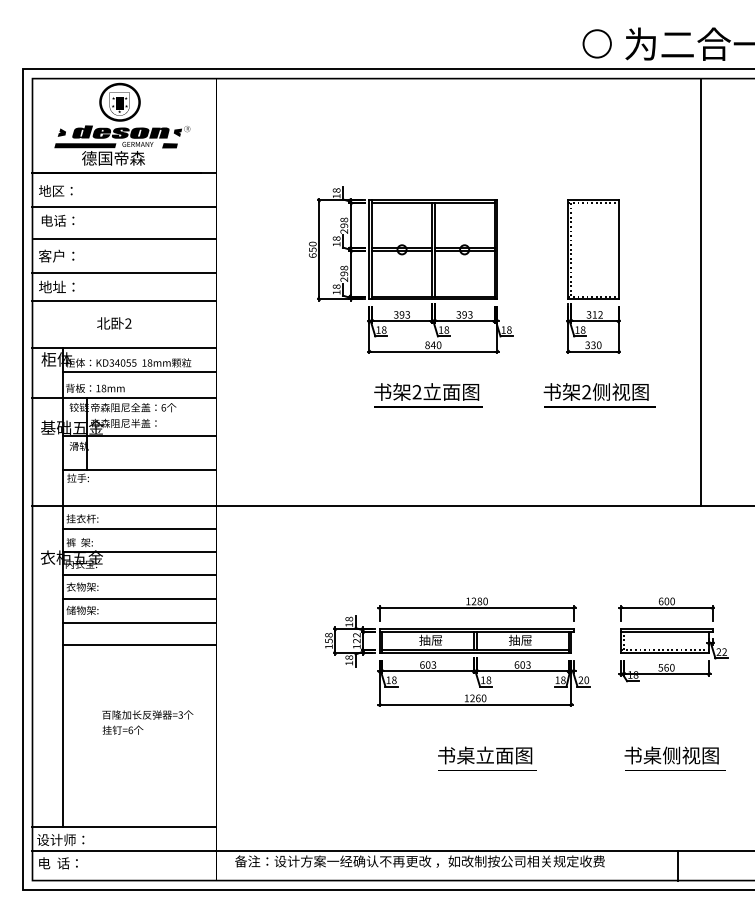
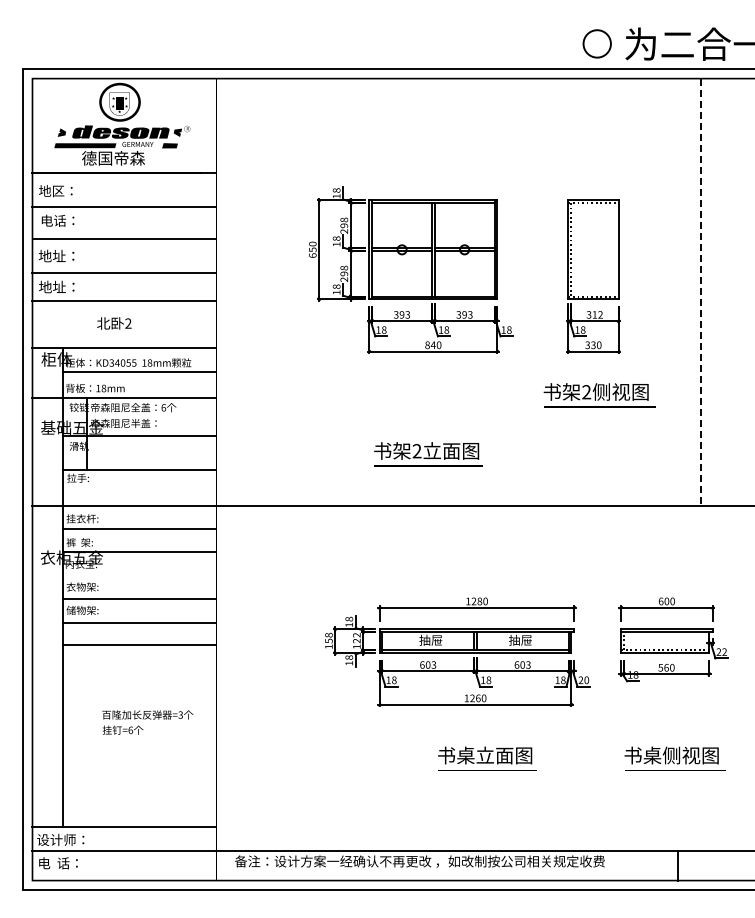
text: 客户： -> 地址： (51, 255)
line: solid -> dashed (700, 292)
text position: (428, 395) -> (428, 454) (428, 454)
line: present -> none (139, 575)
